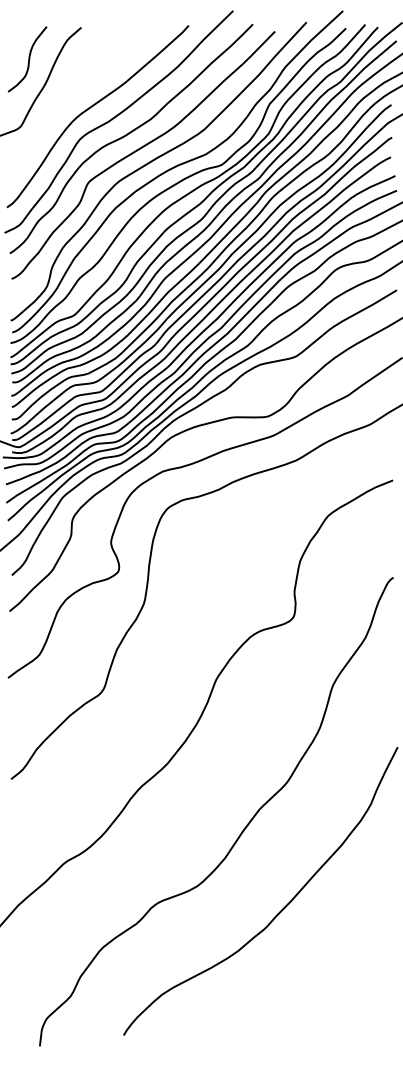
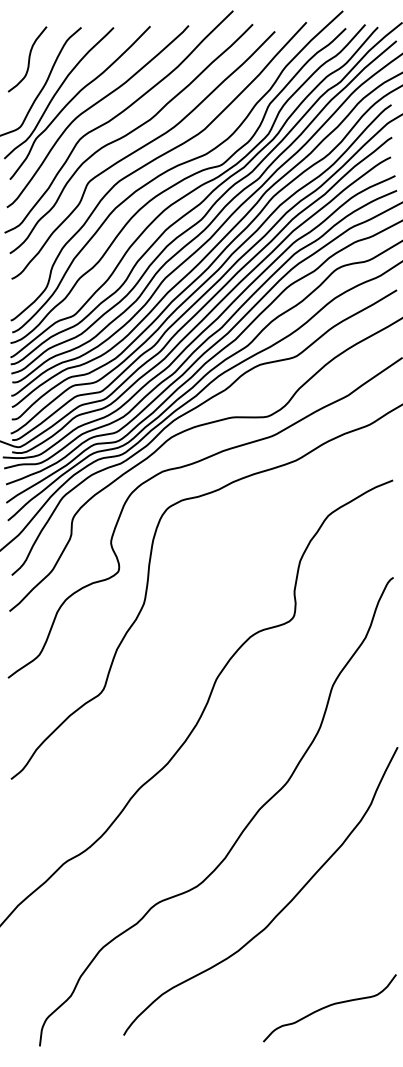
part: none -> present (77, 102)
curve: none -> present (329, 1006)
